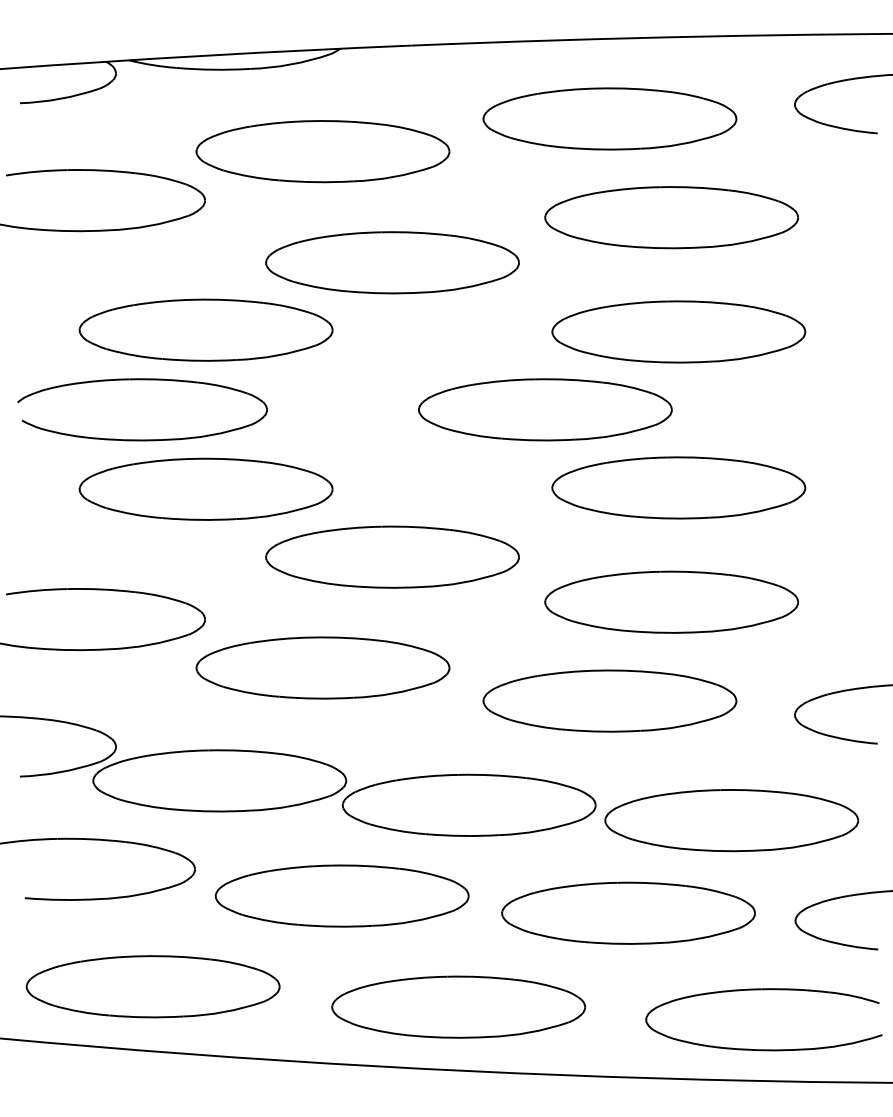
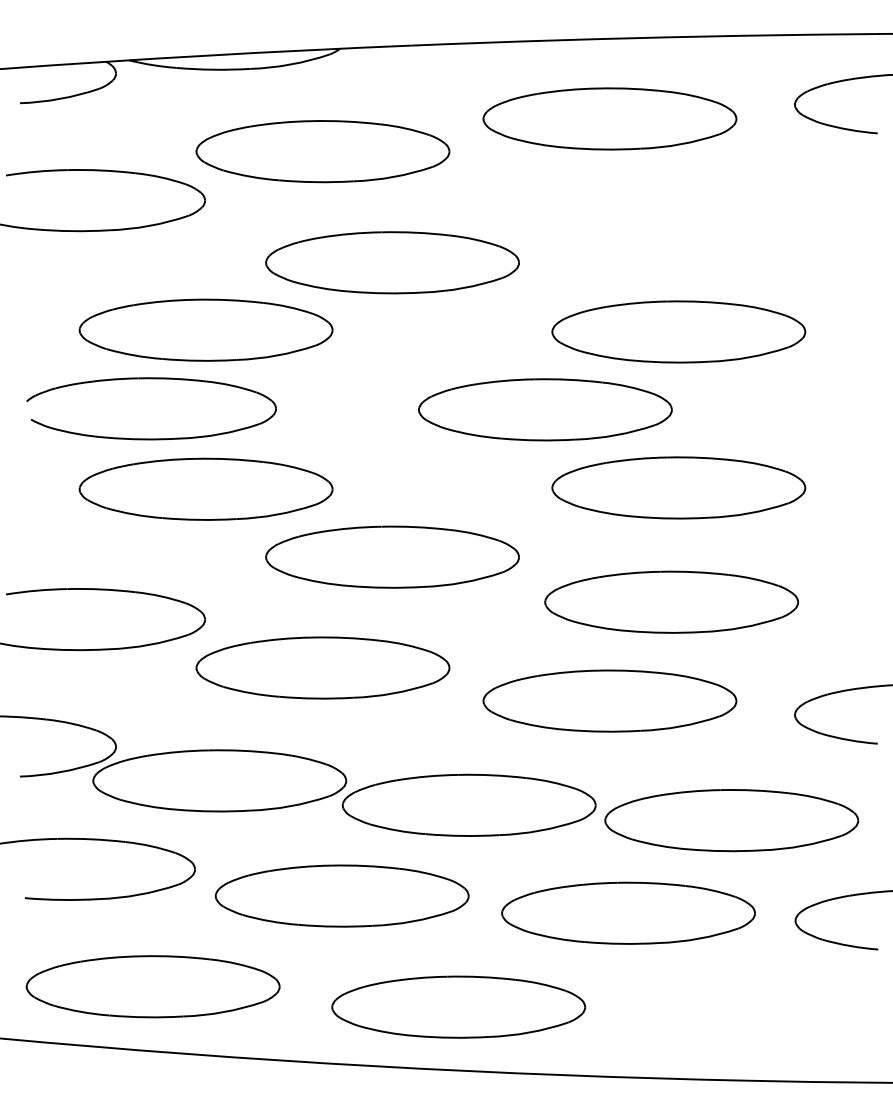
part: present -> none (671, 217)
part position: (142, 380) -> (151, 379) (151, 379)
part: present -> none (763, 990)
